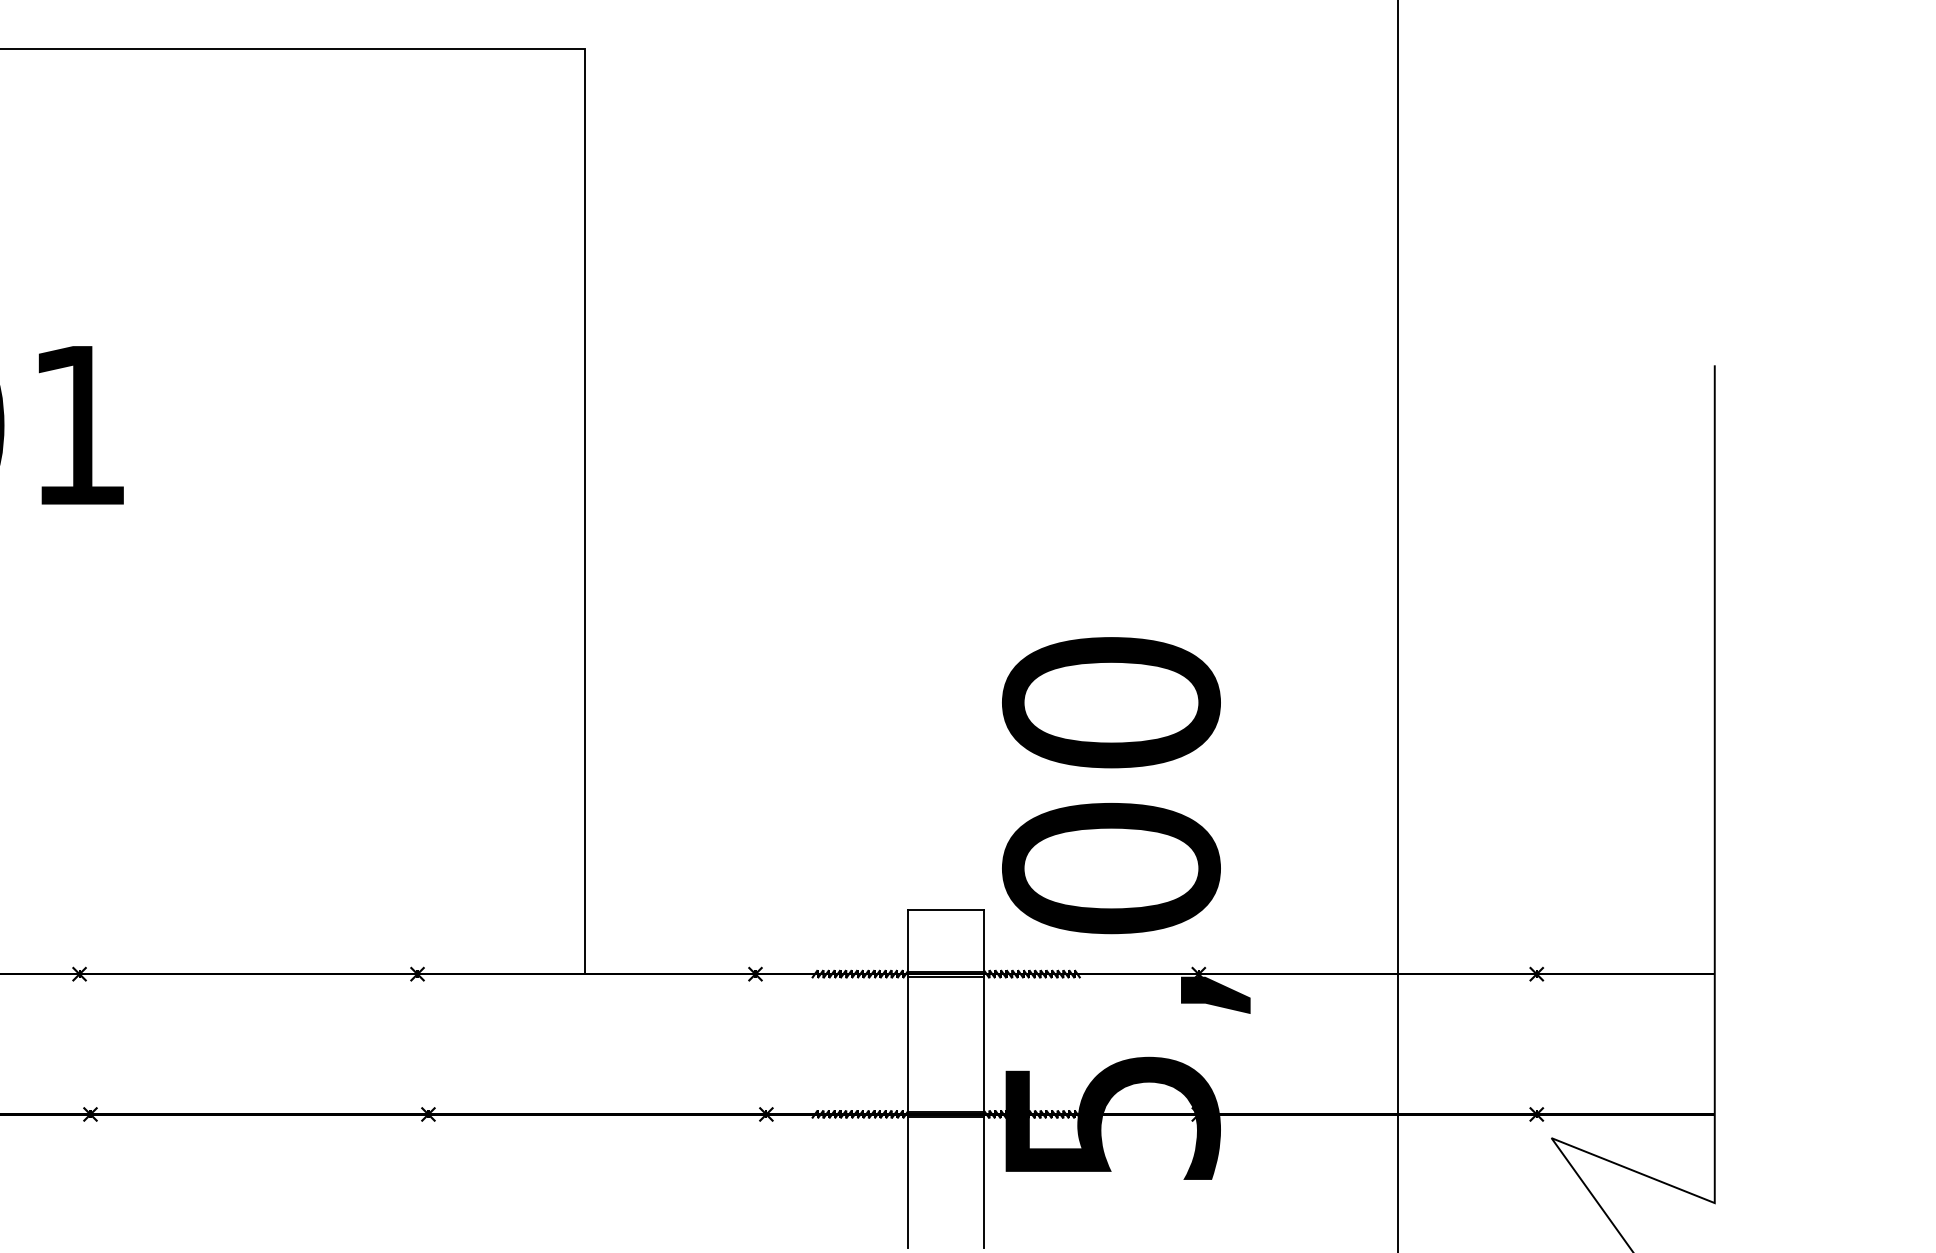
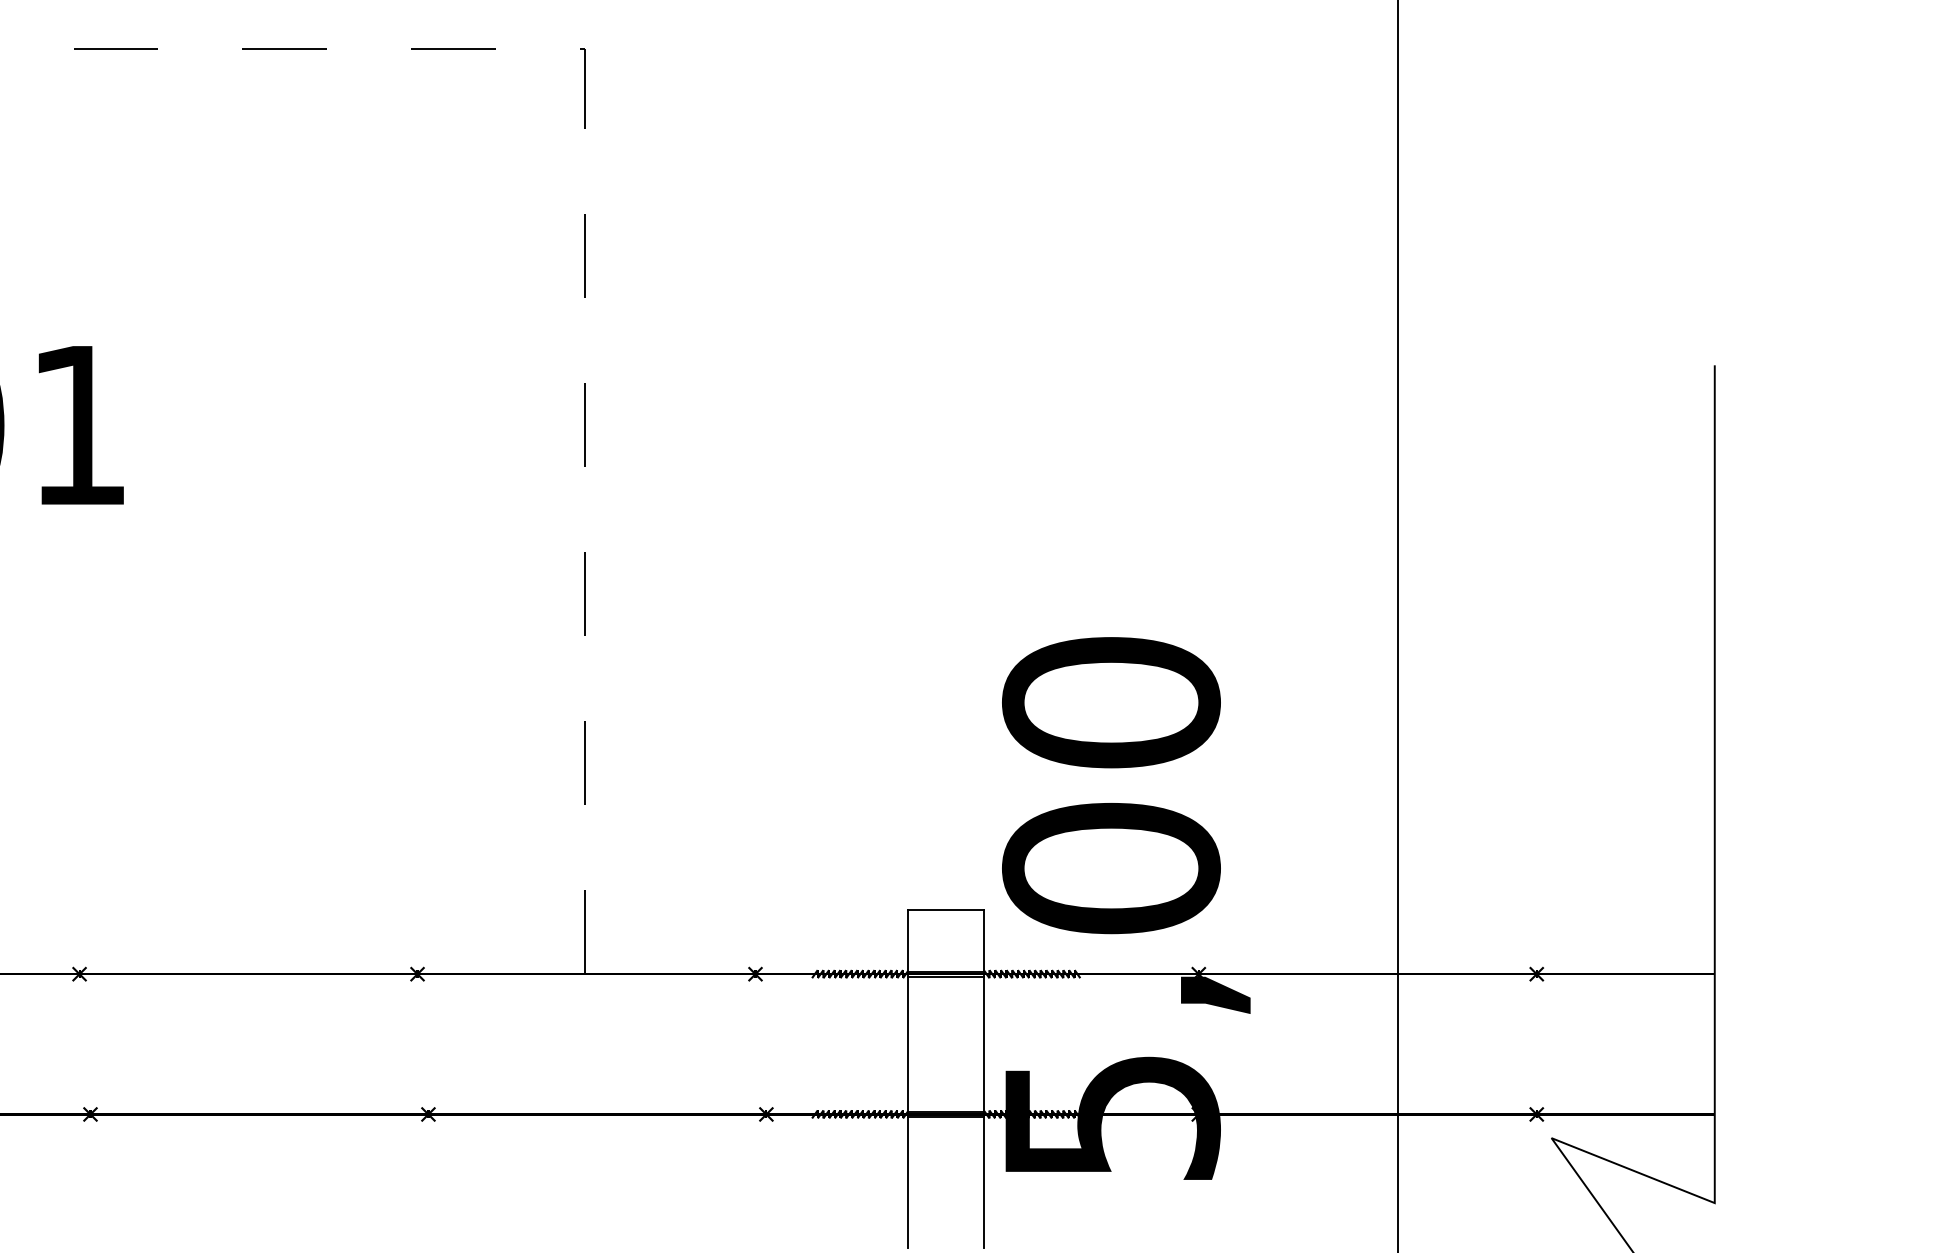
line: solid -> dashed (584, 218)
